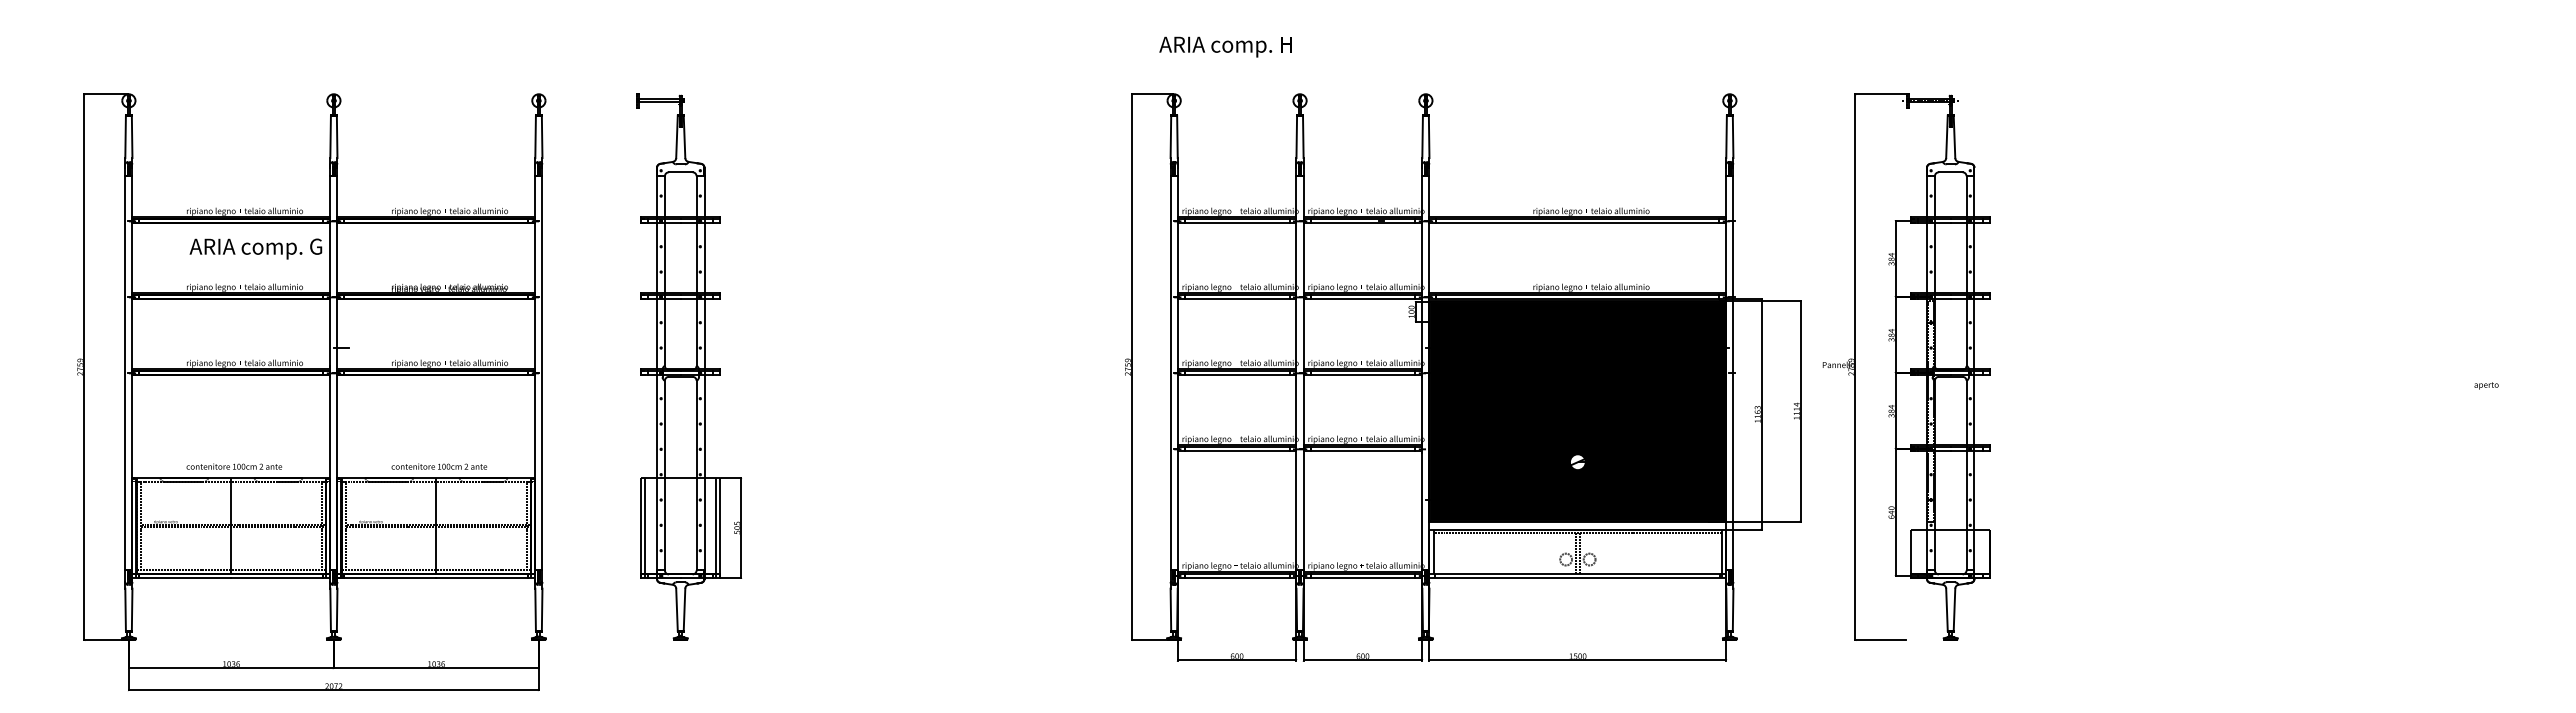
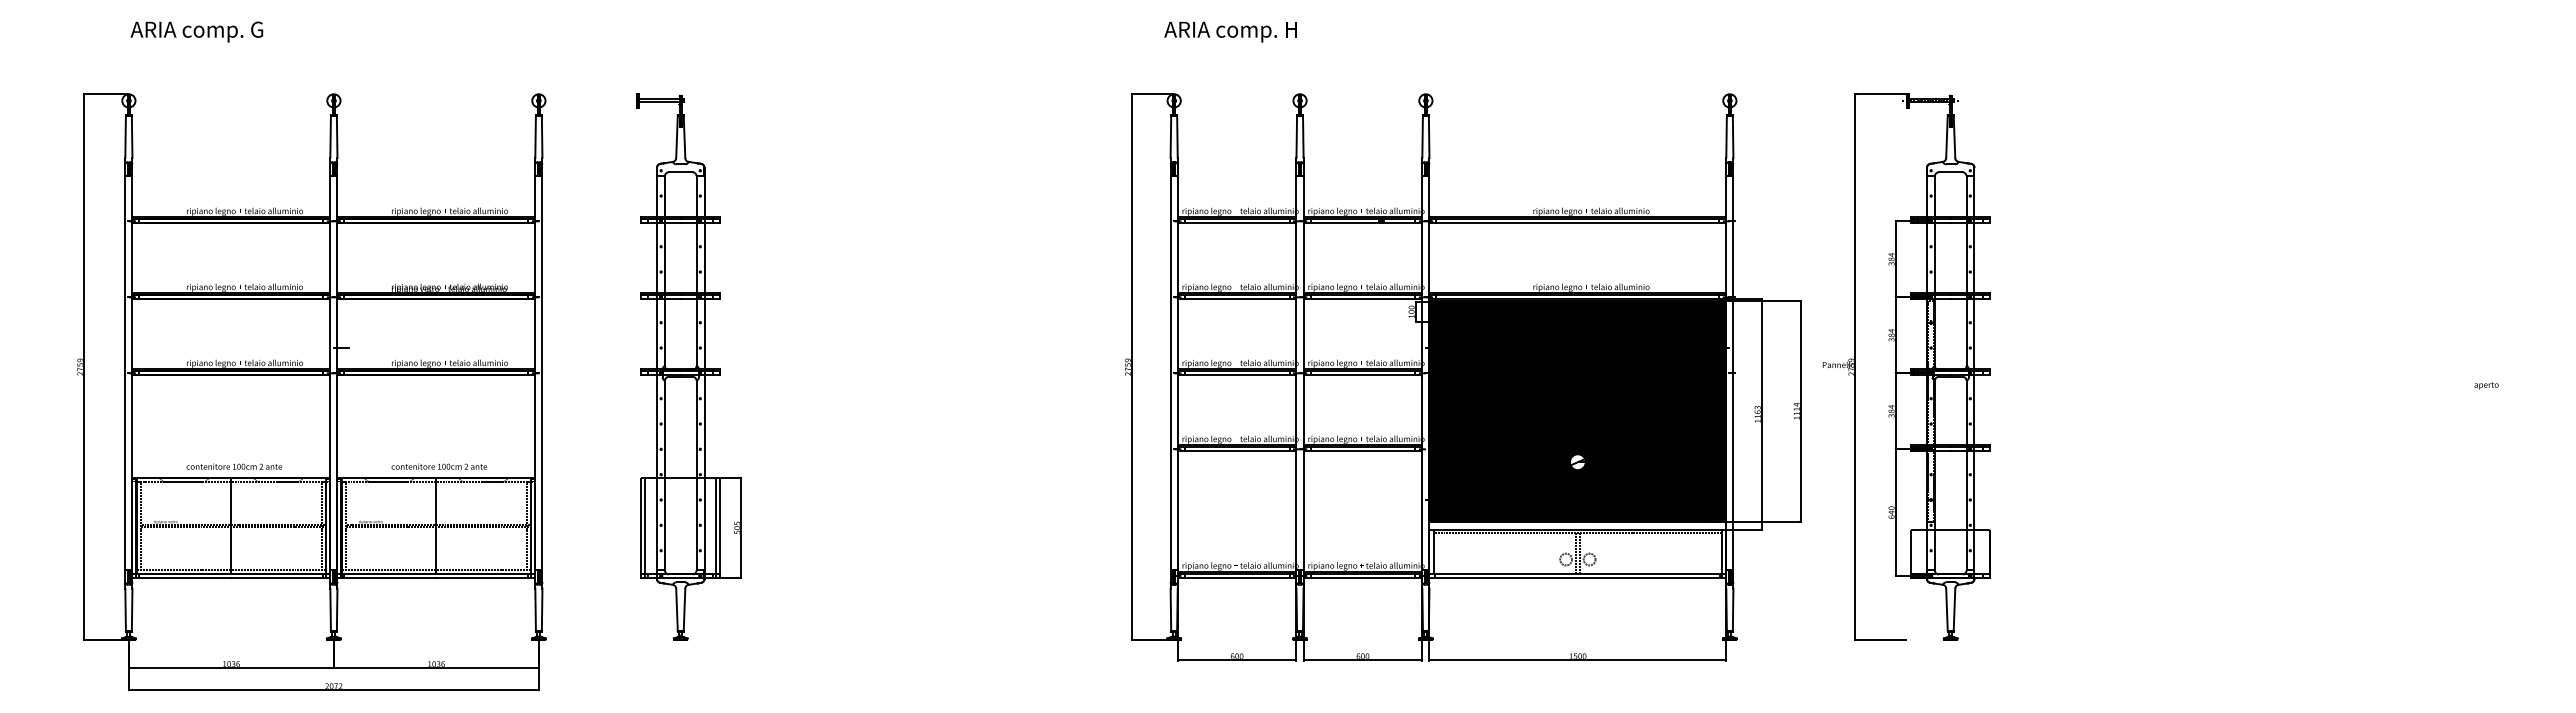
text position: (1225, 46) -> (1230, 31) (1230, 31)
text position: (255, 248) -> (196, 31) (196, 31)
